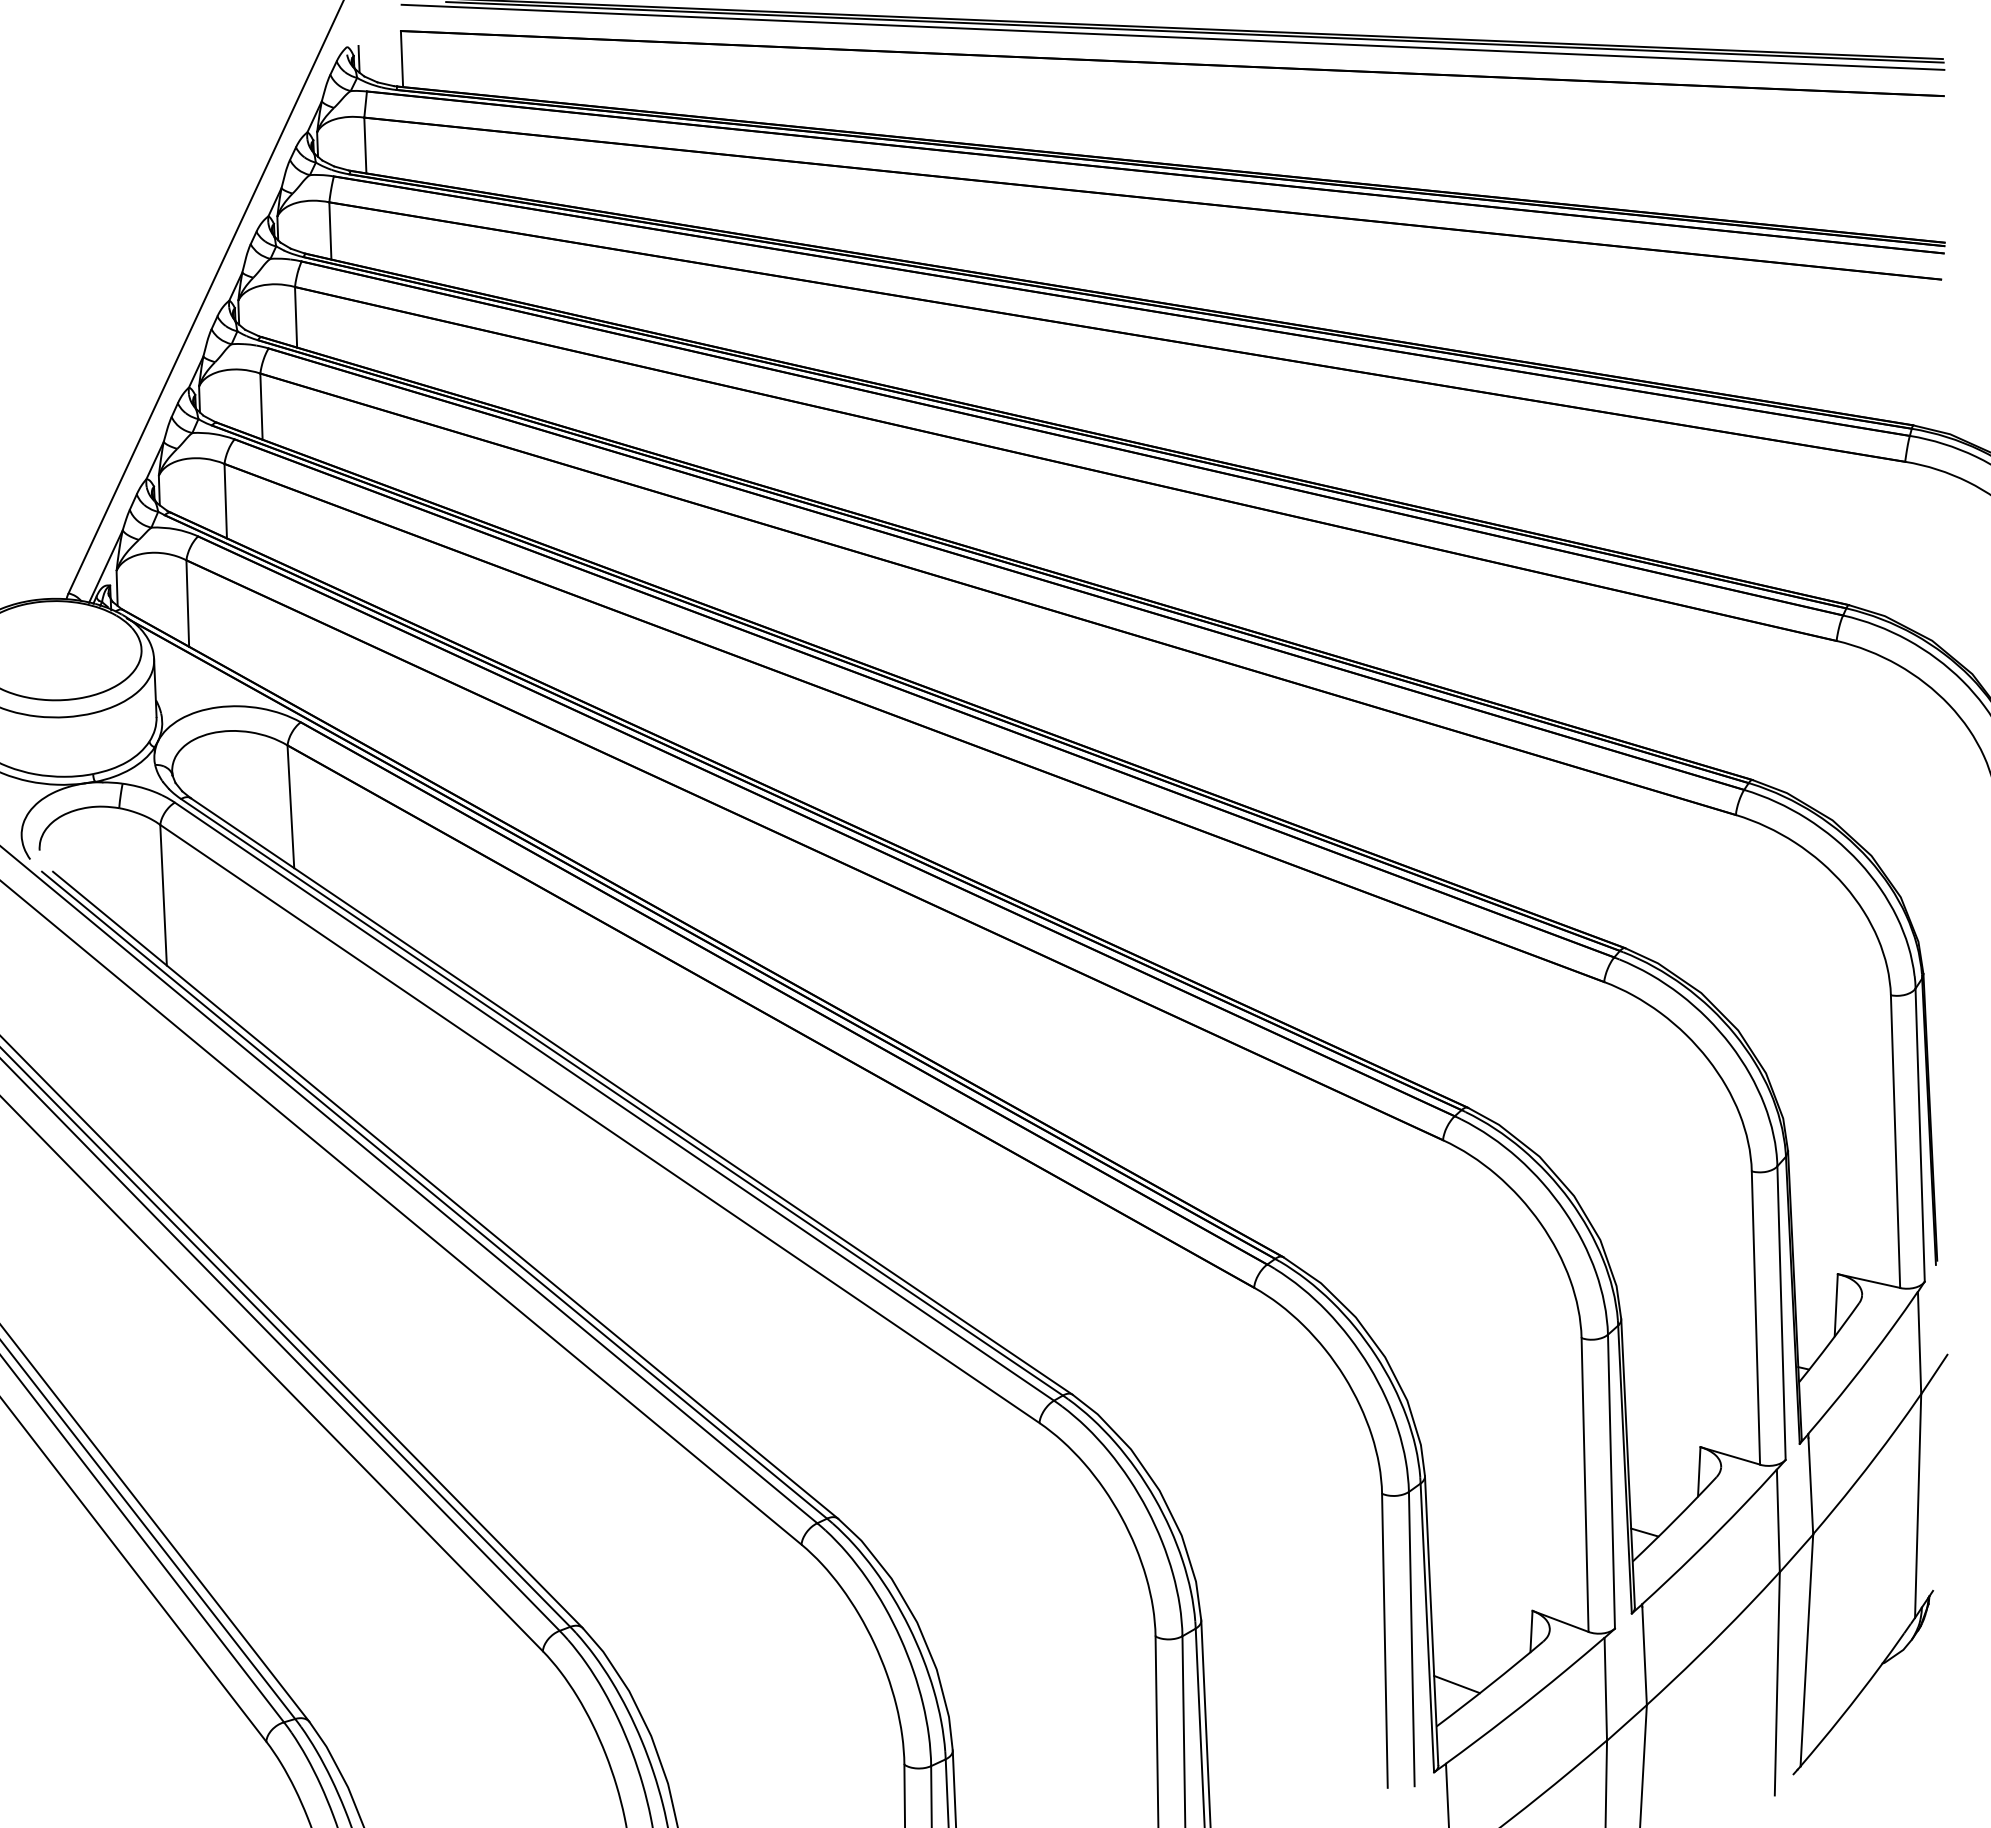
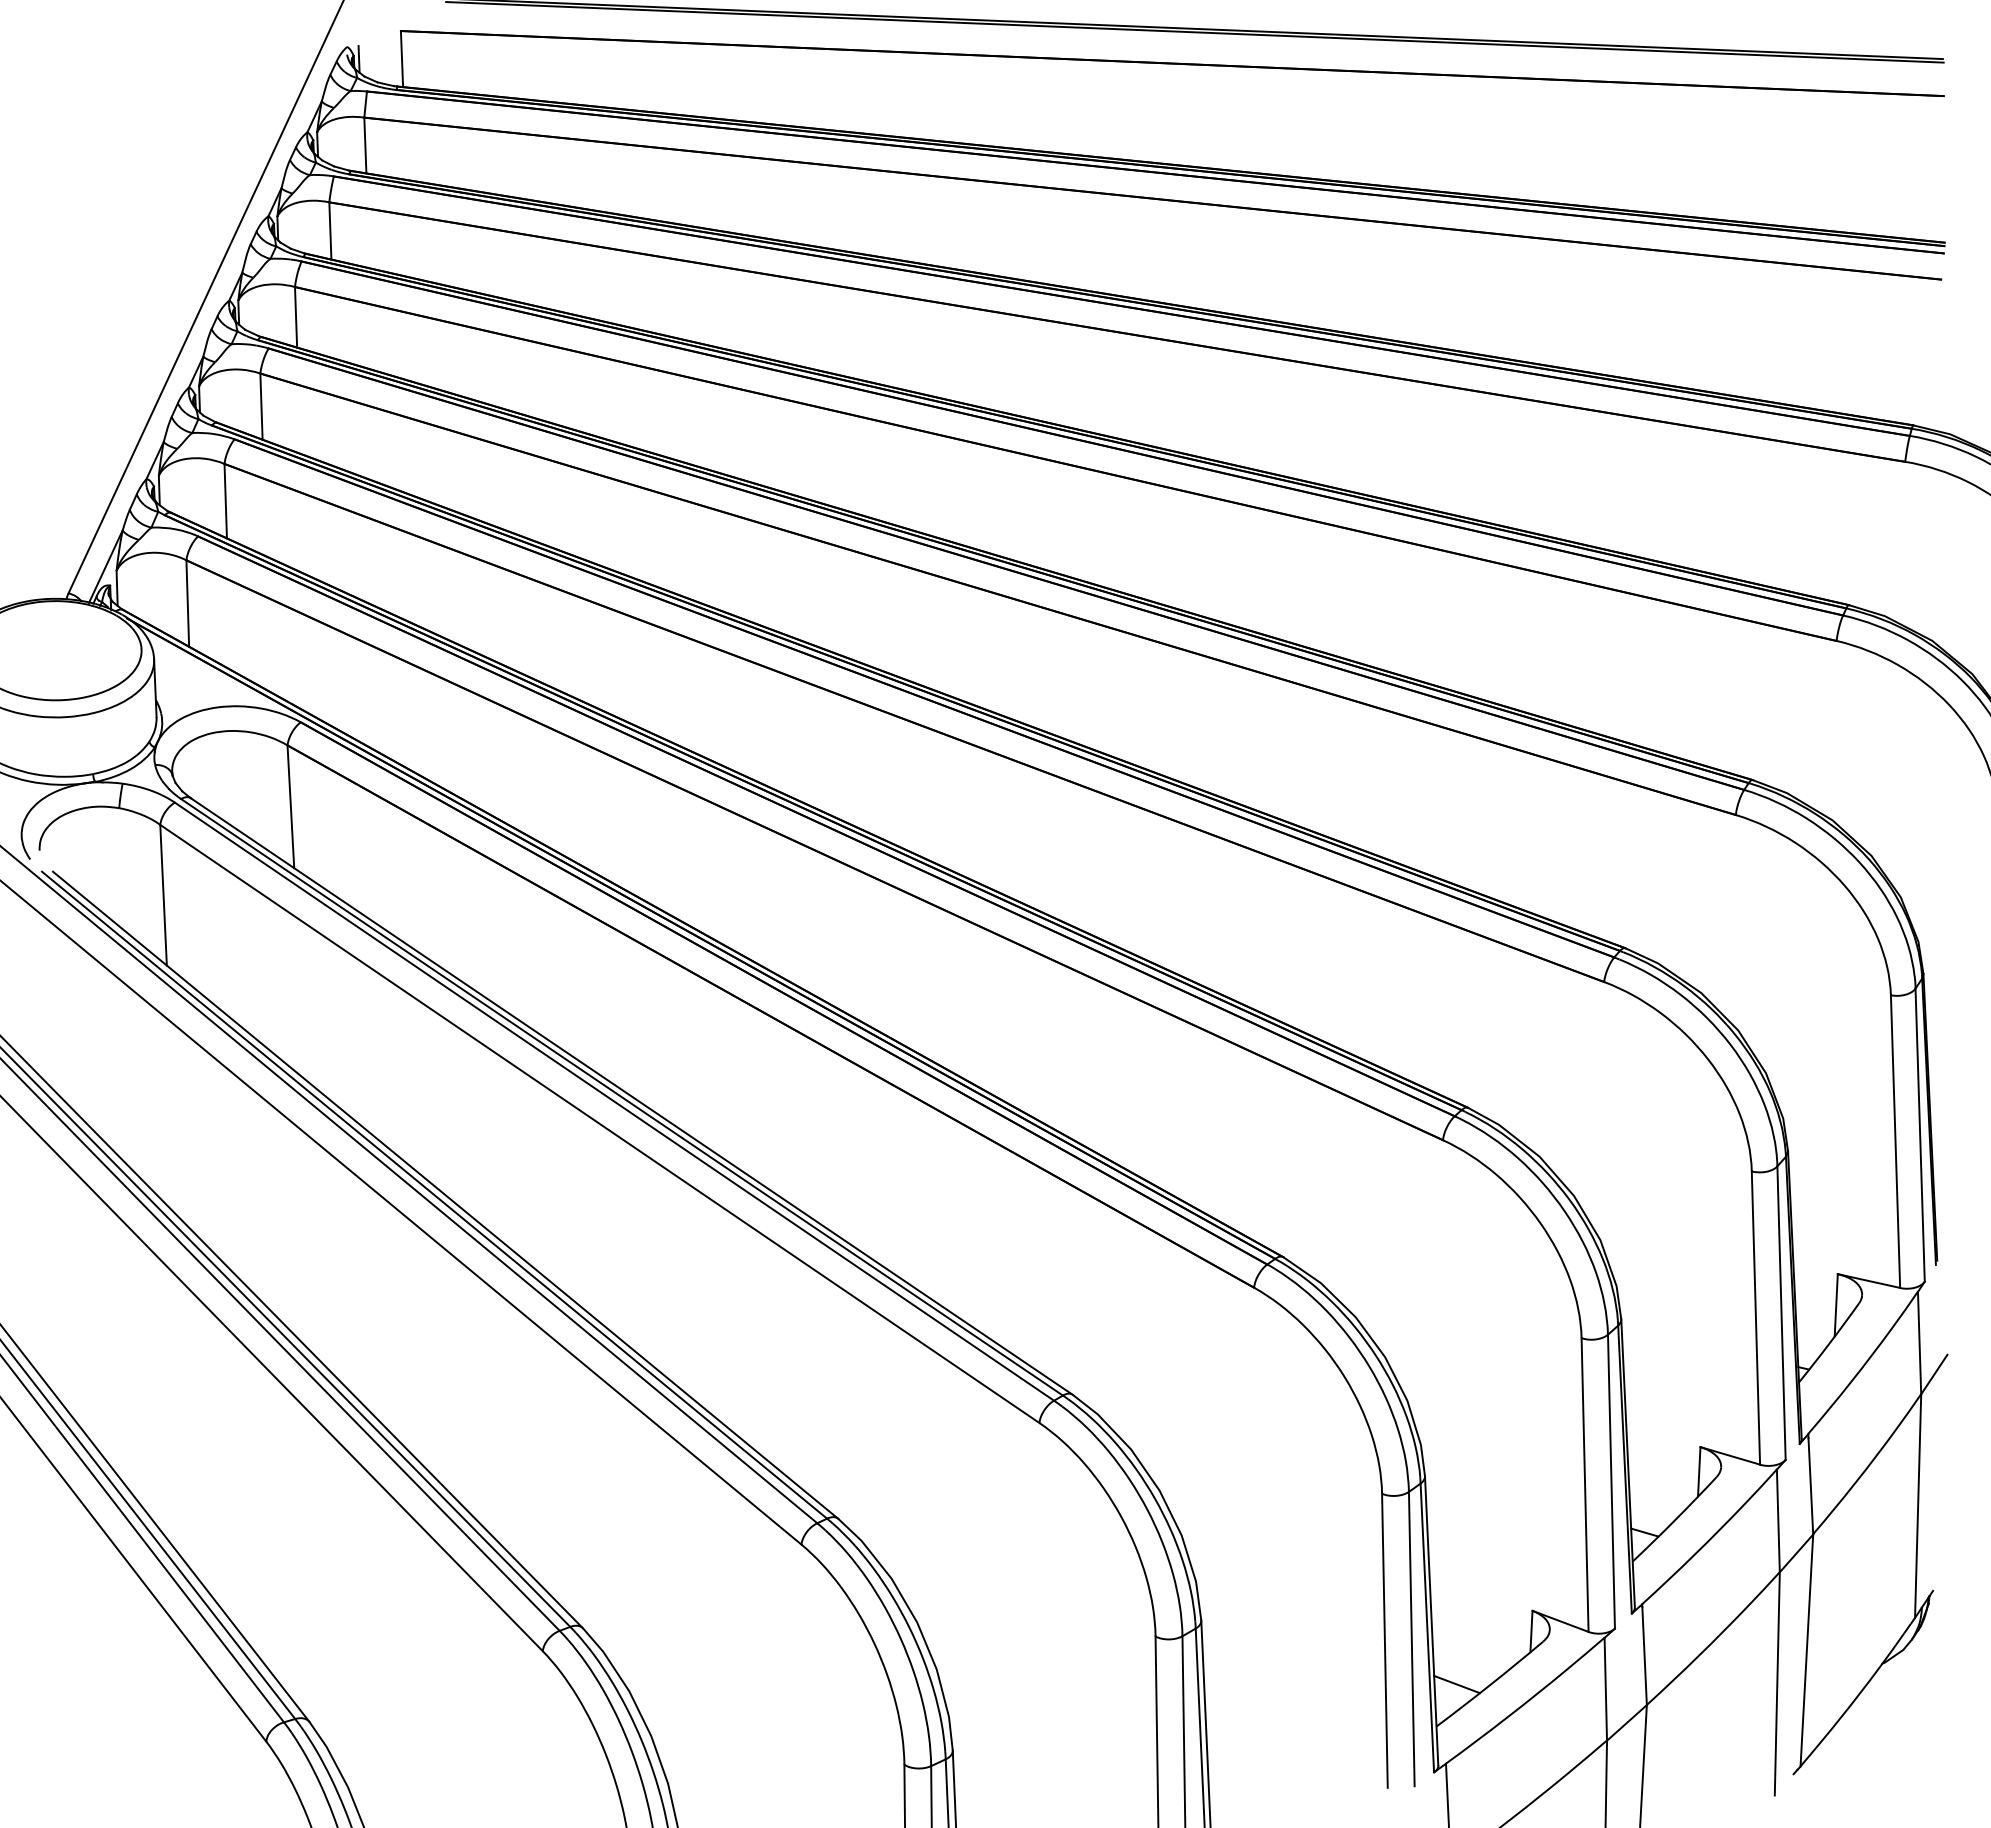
line: present -> none (1172, 36)
